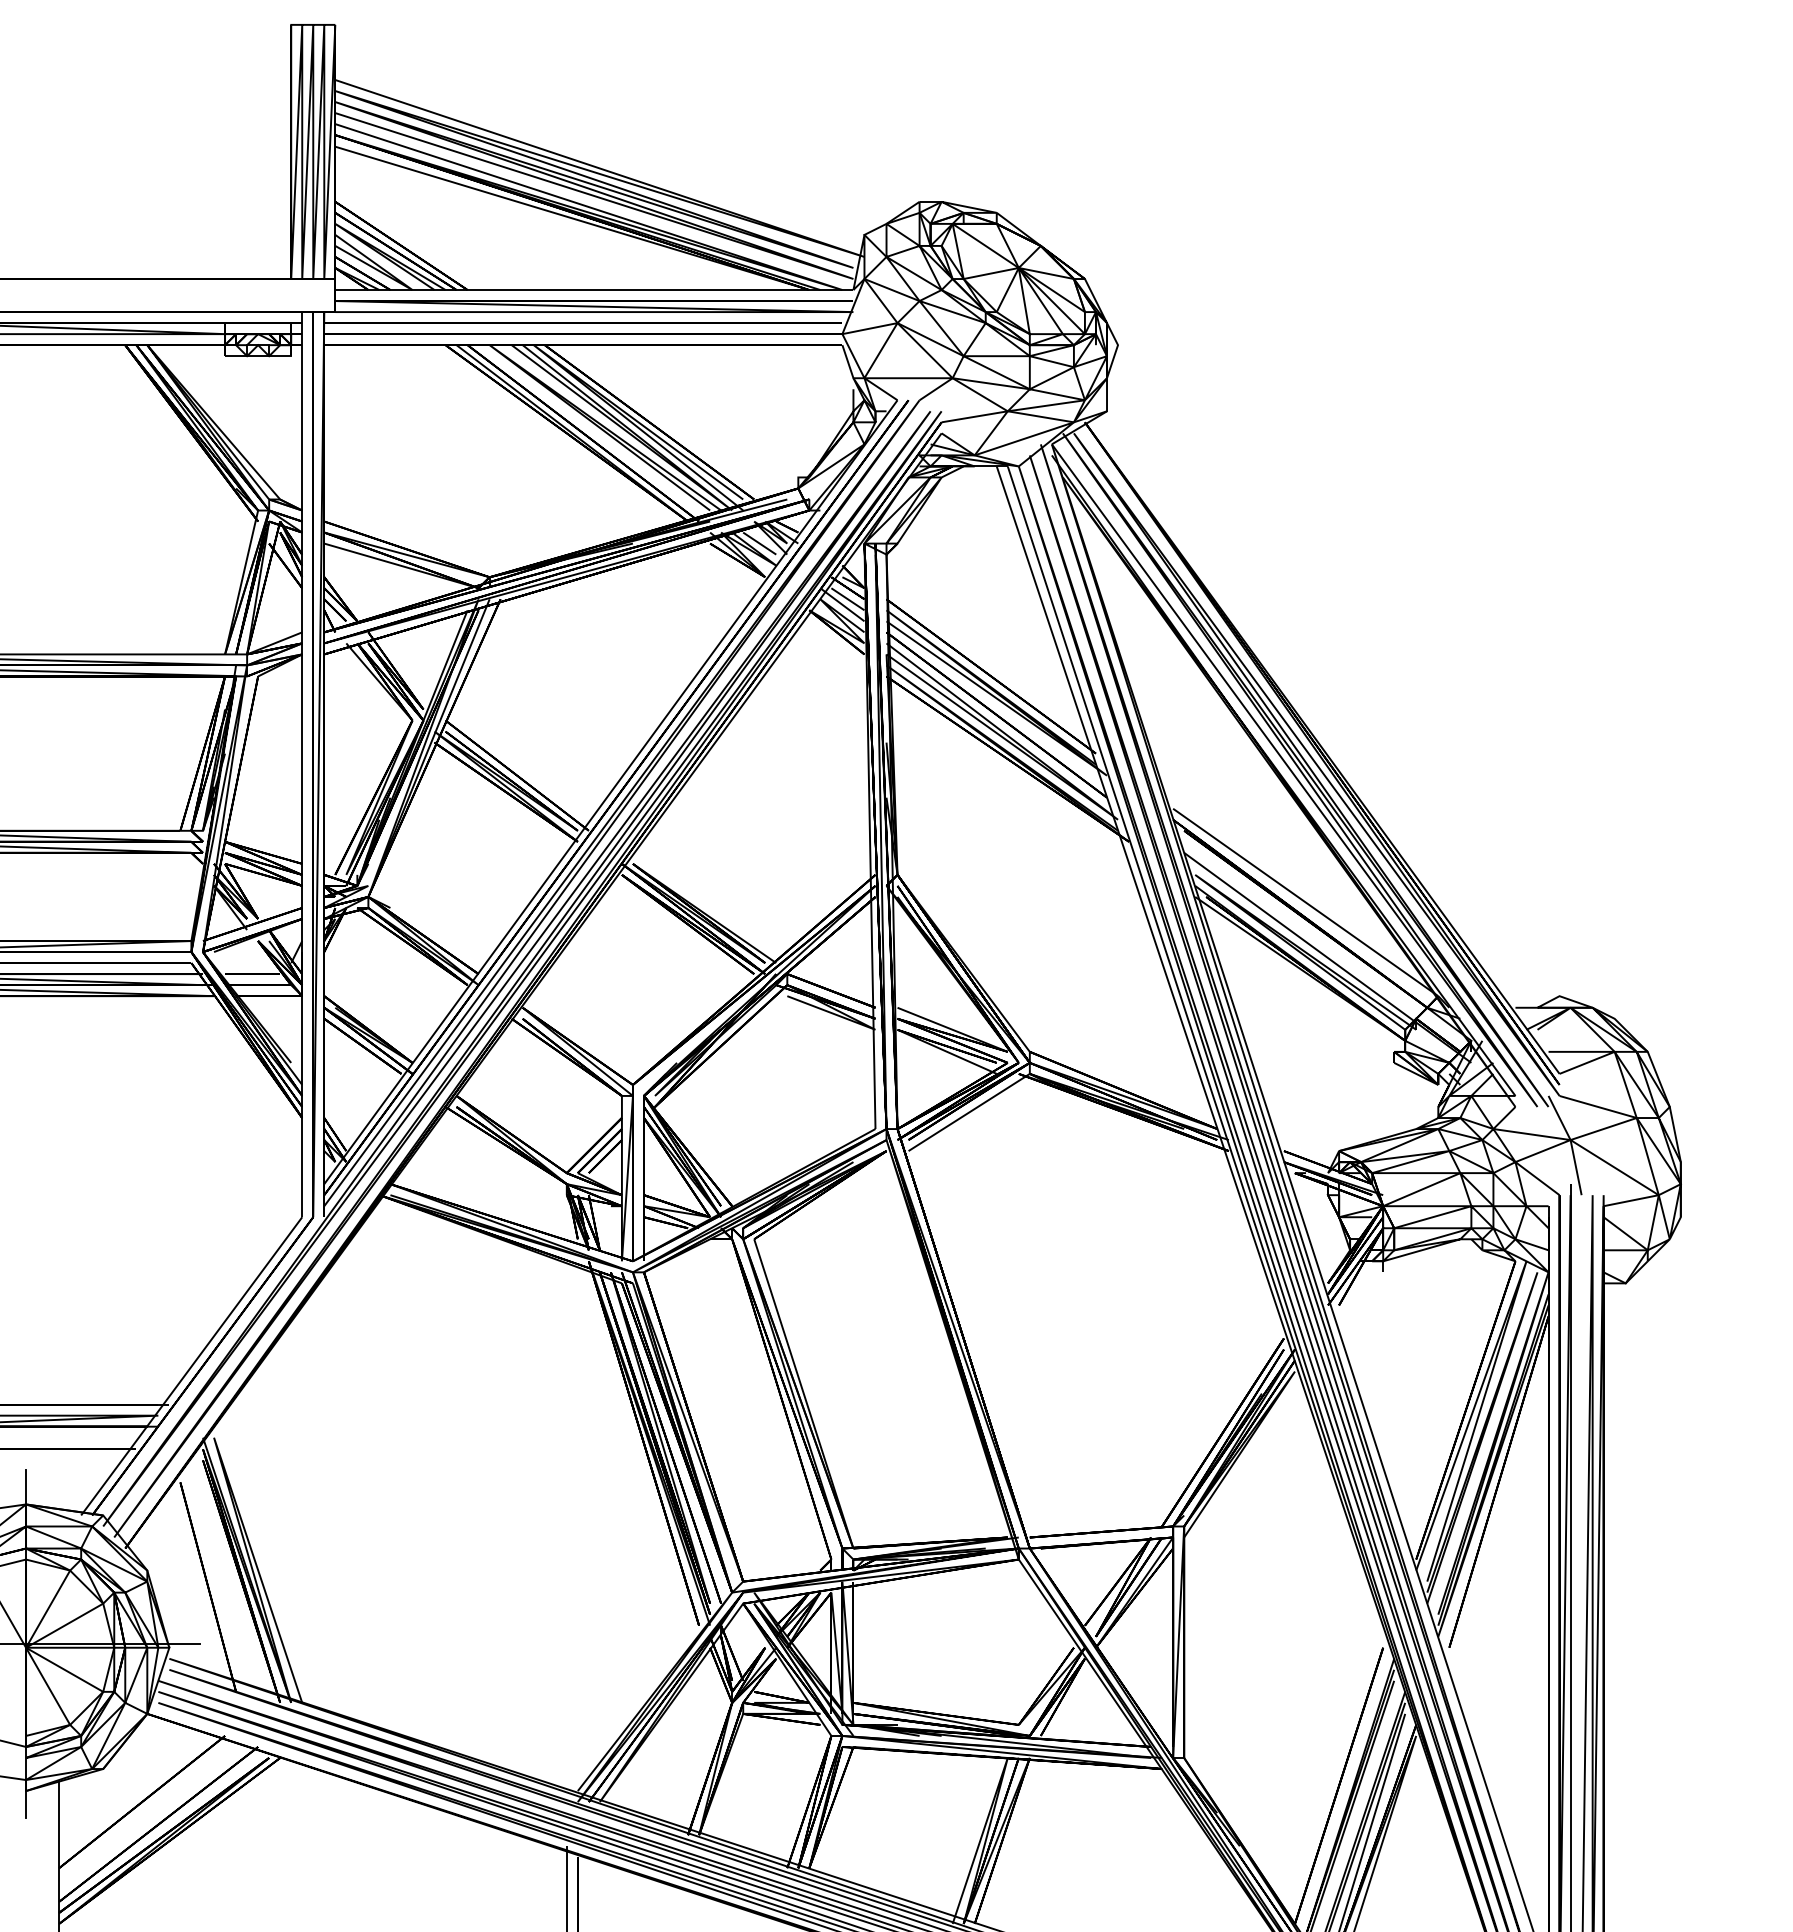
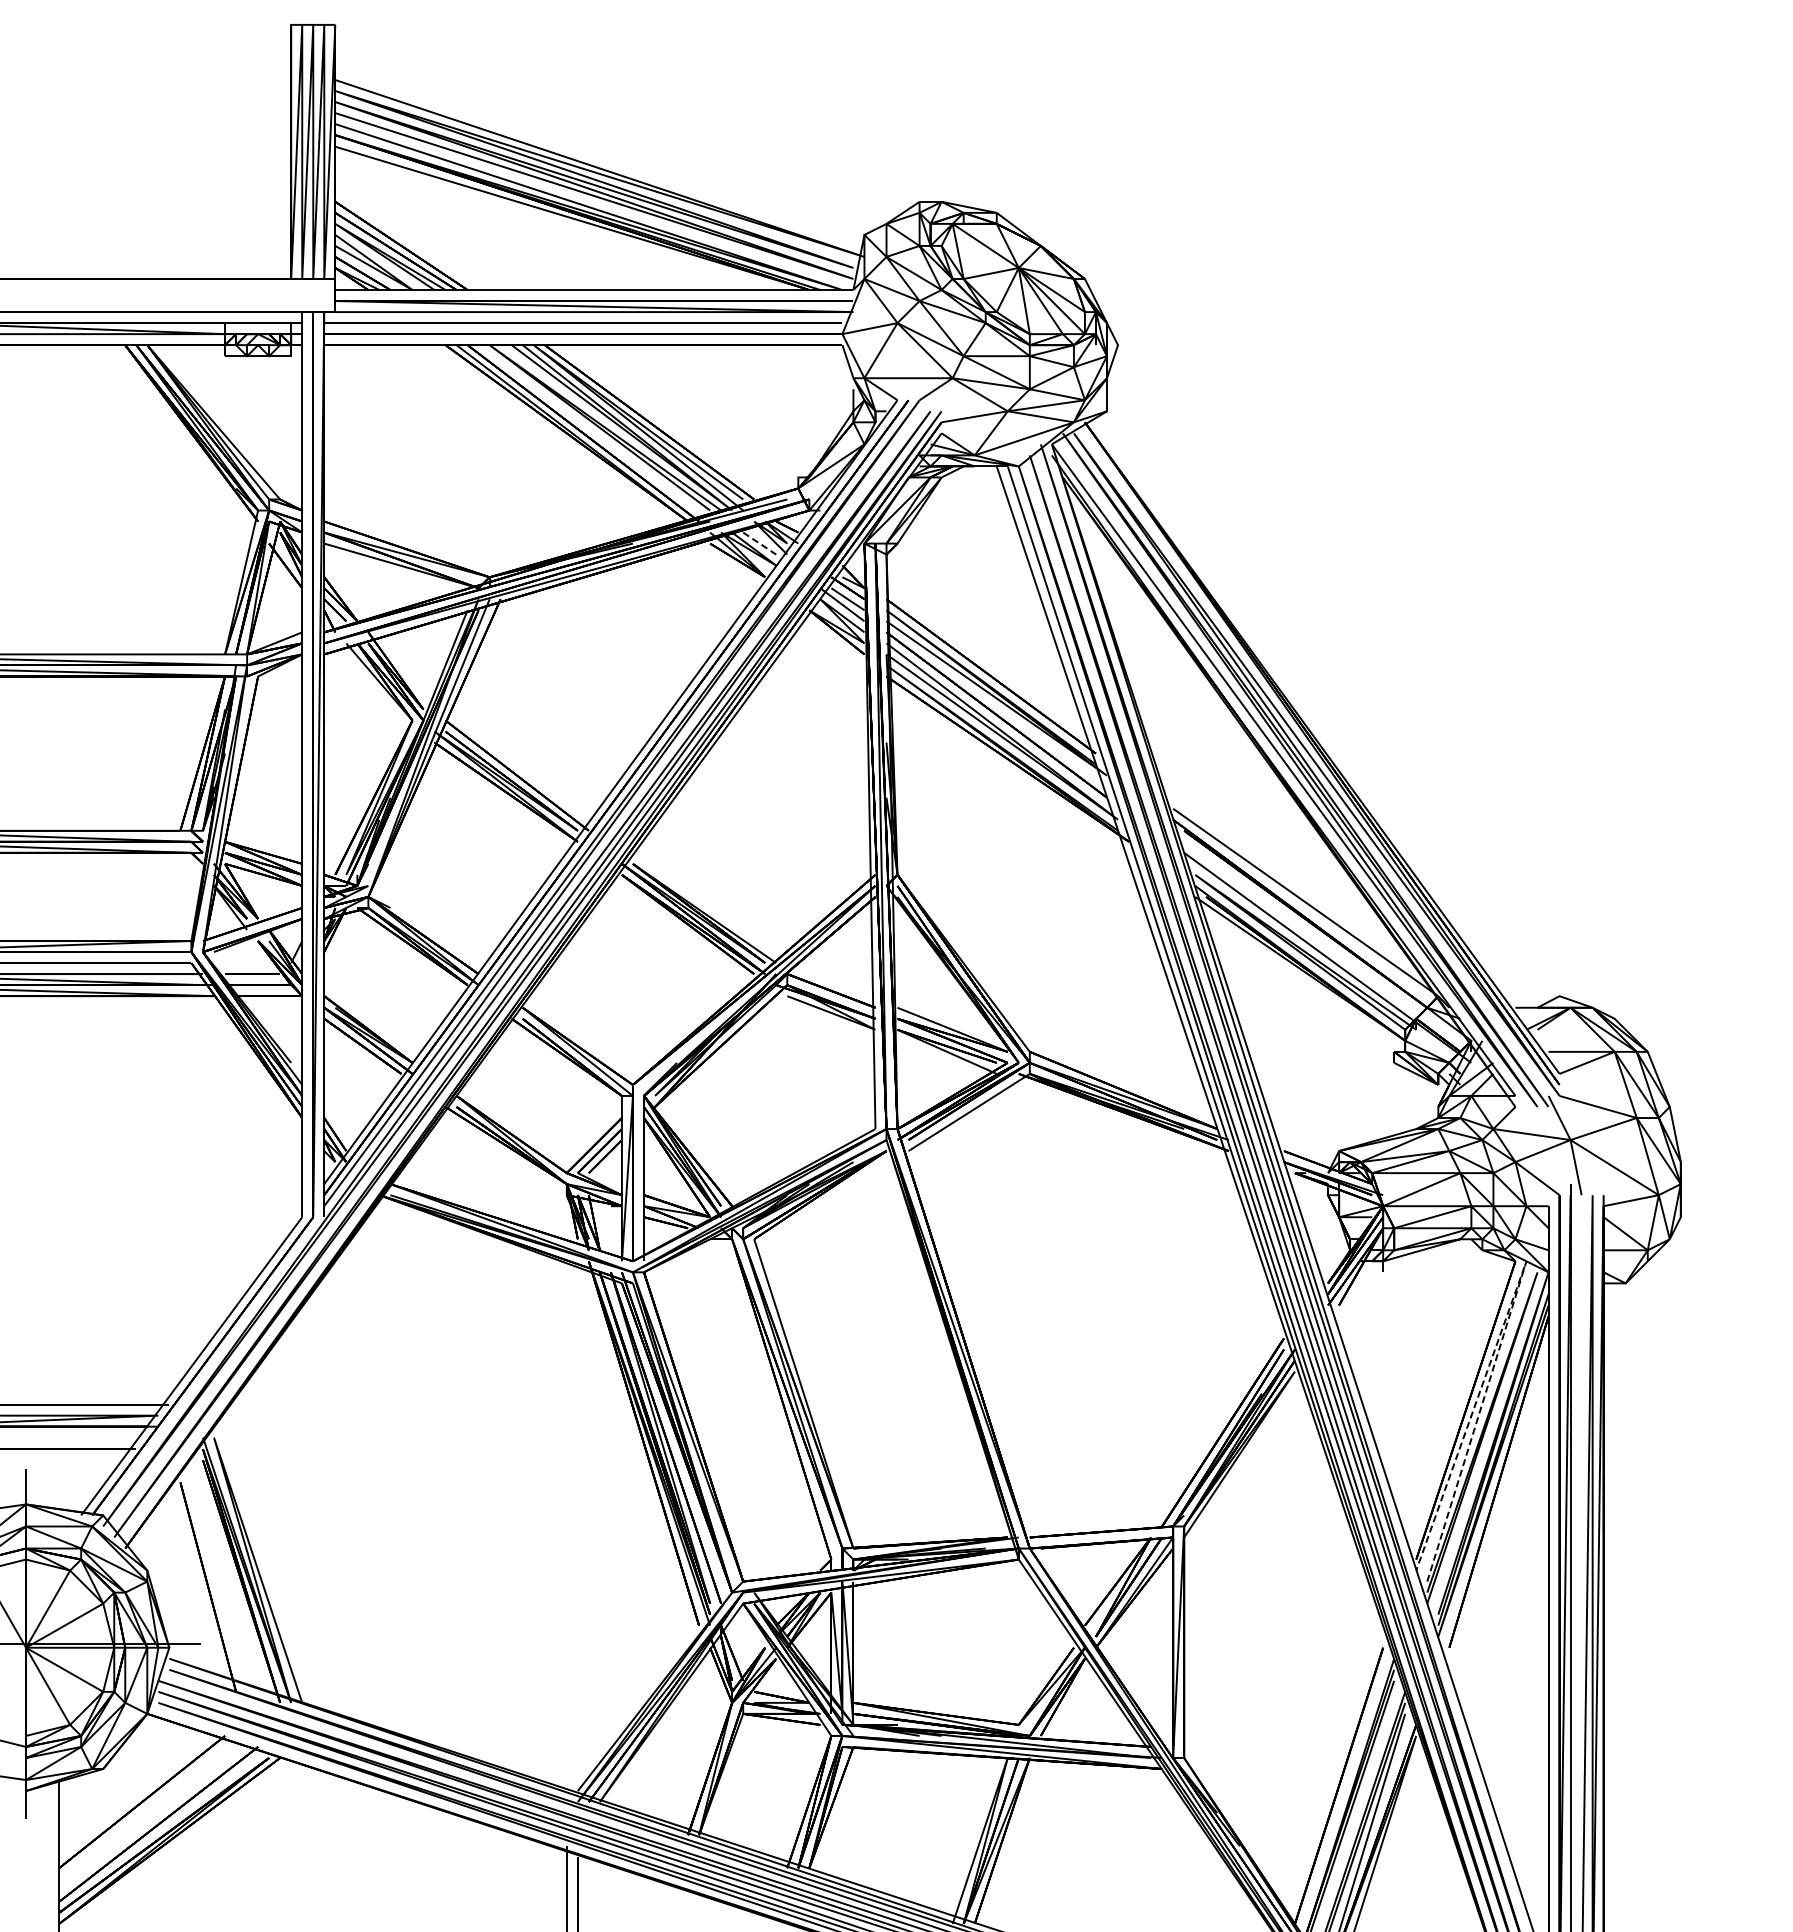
line: solid -> dashed (759, 543)
line: solid -> dashed (1525, 1264)
